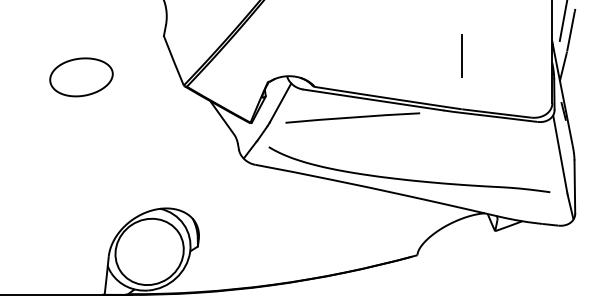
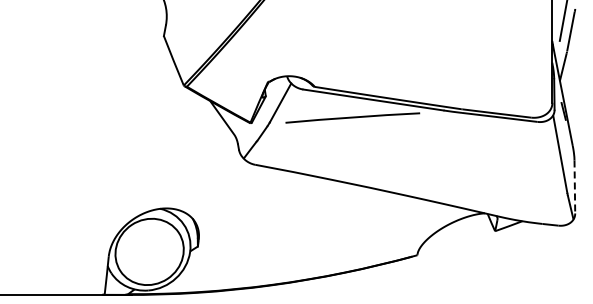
line: present -> none (461, 55)
part: present -> none (81, 77)
curve: present -> none (409, 179)
line: solid -> dashed (574, 187)
